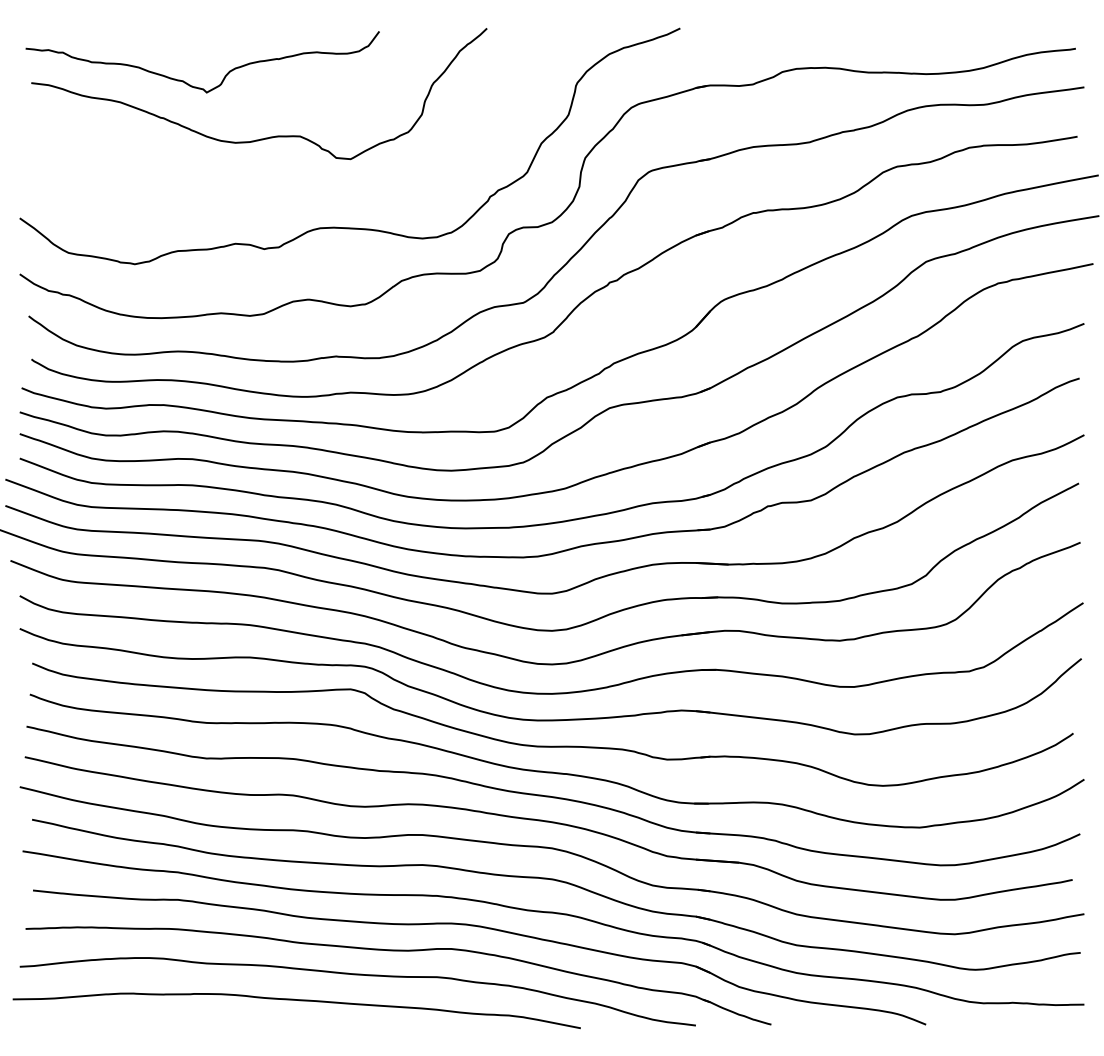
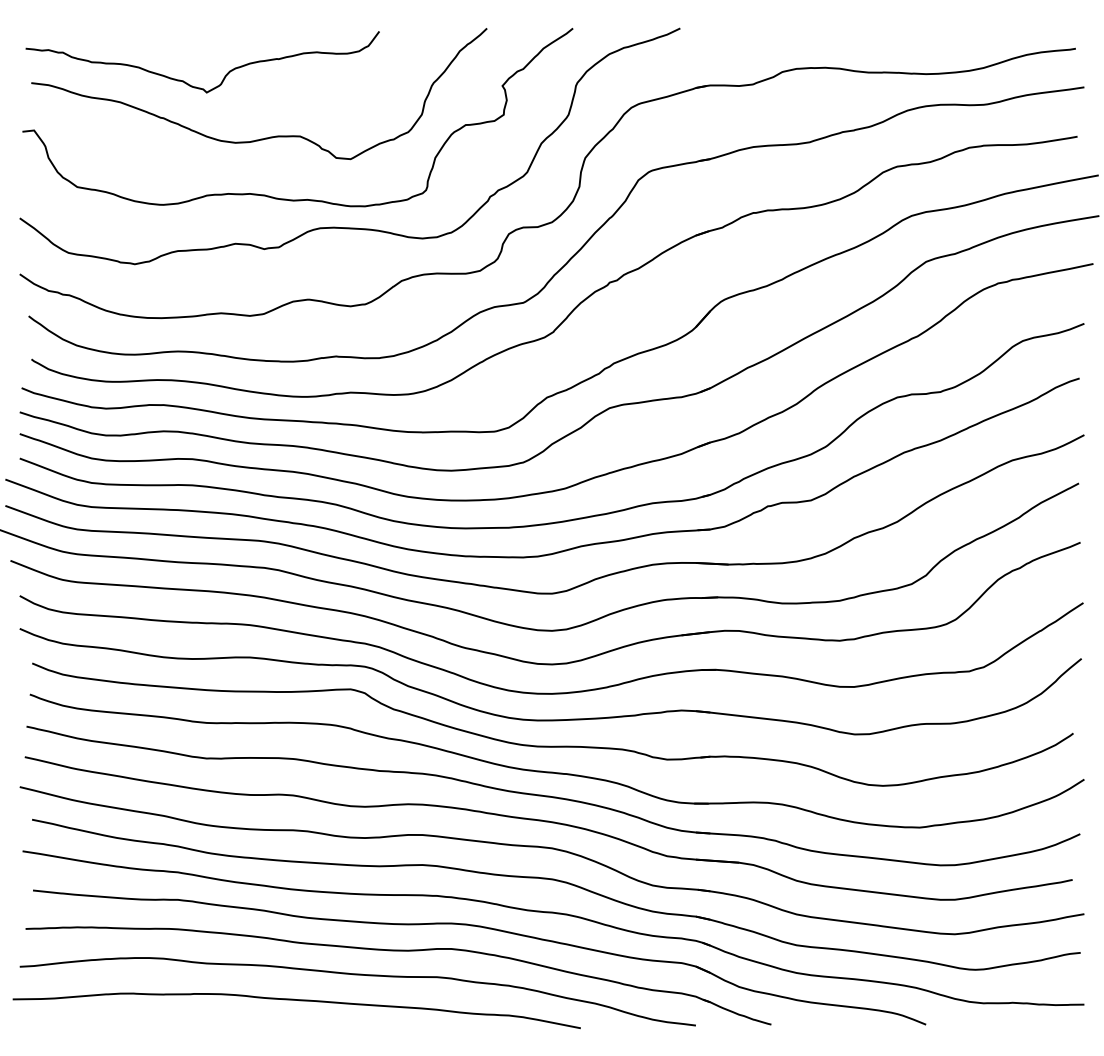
curve: none -> present (286, 198)
